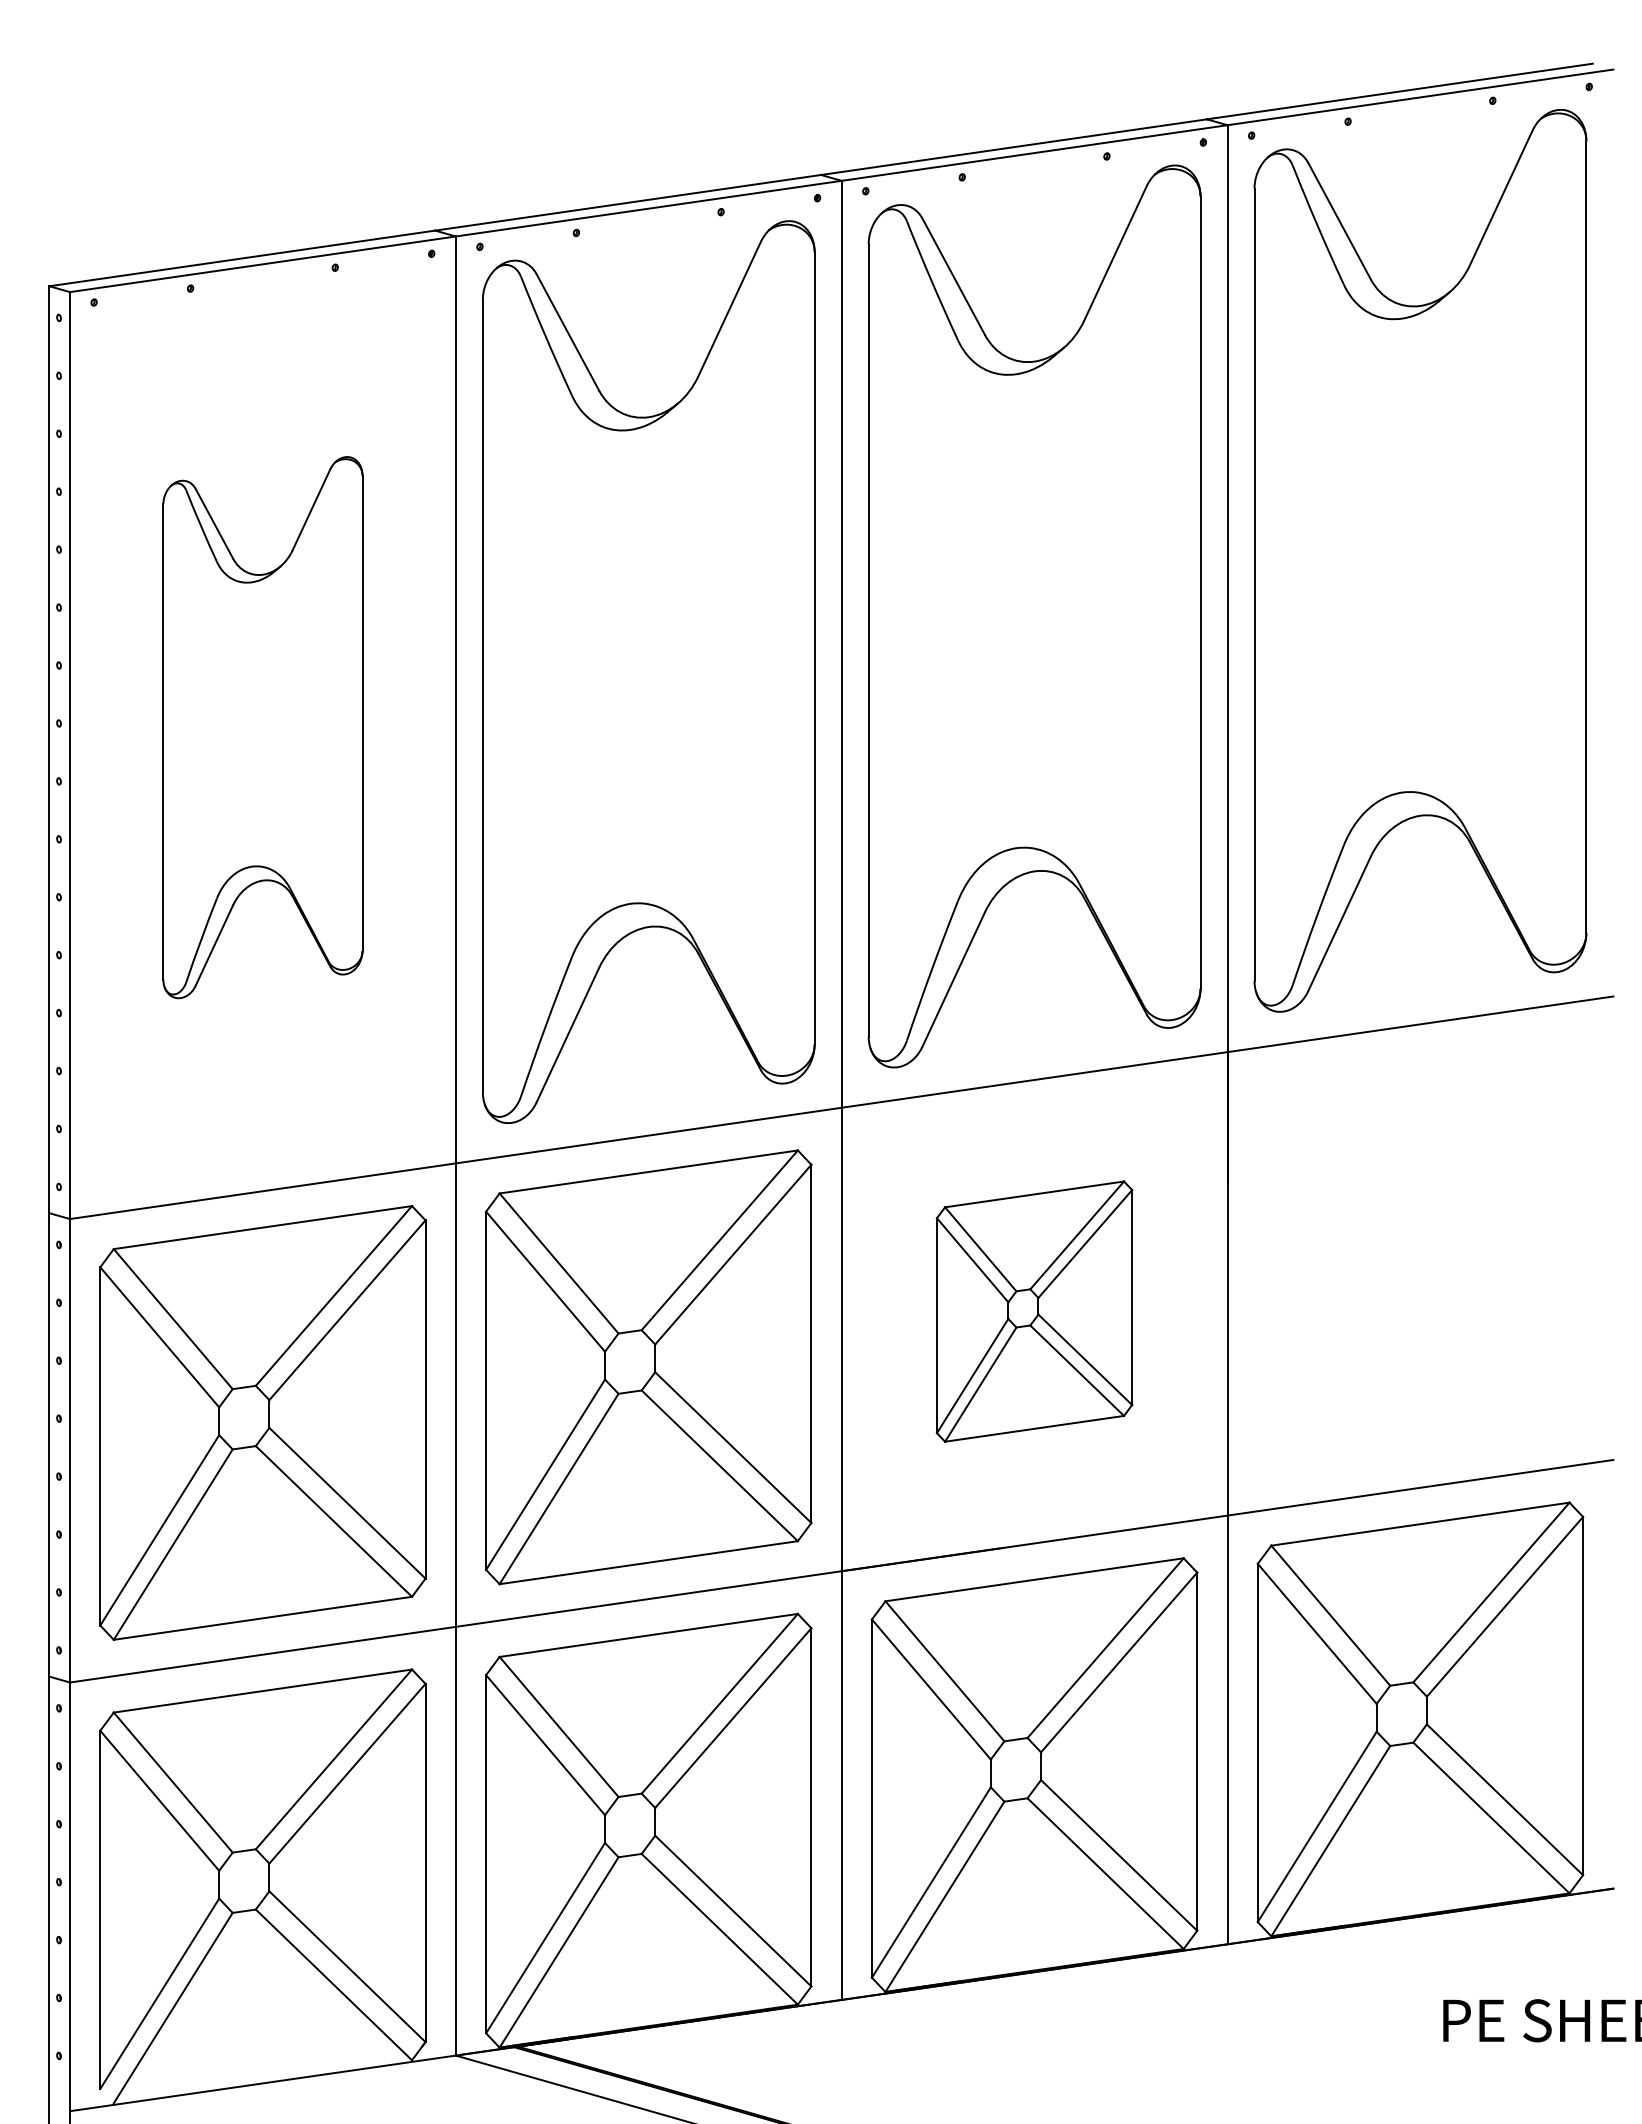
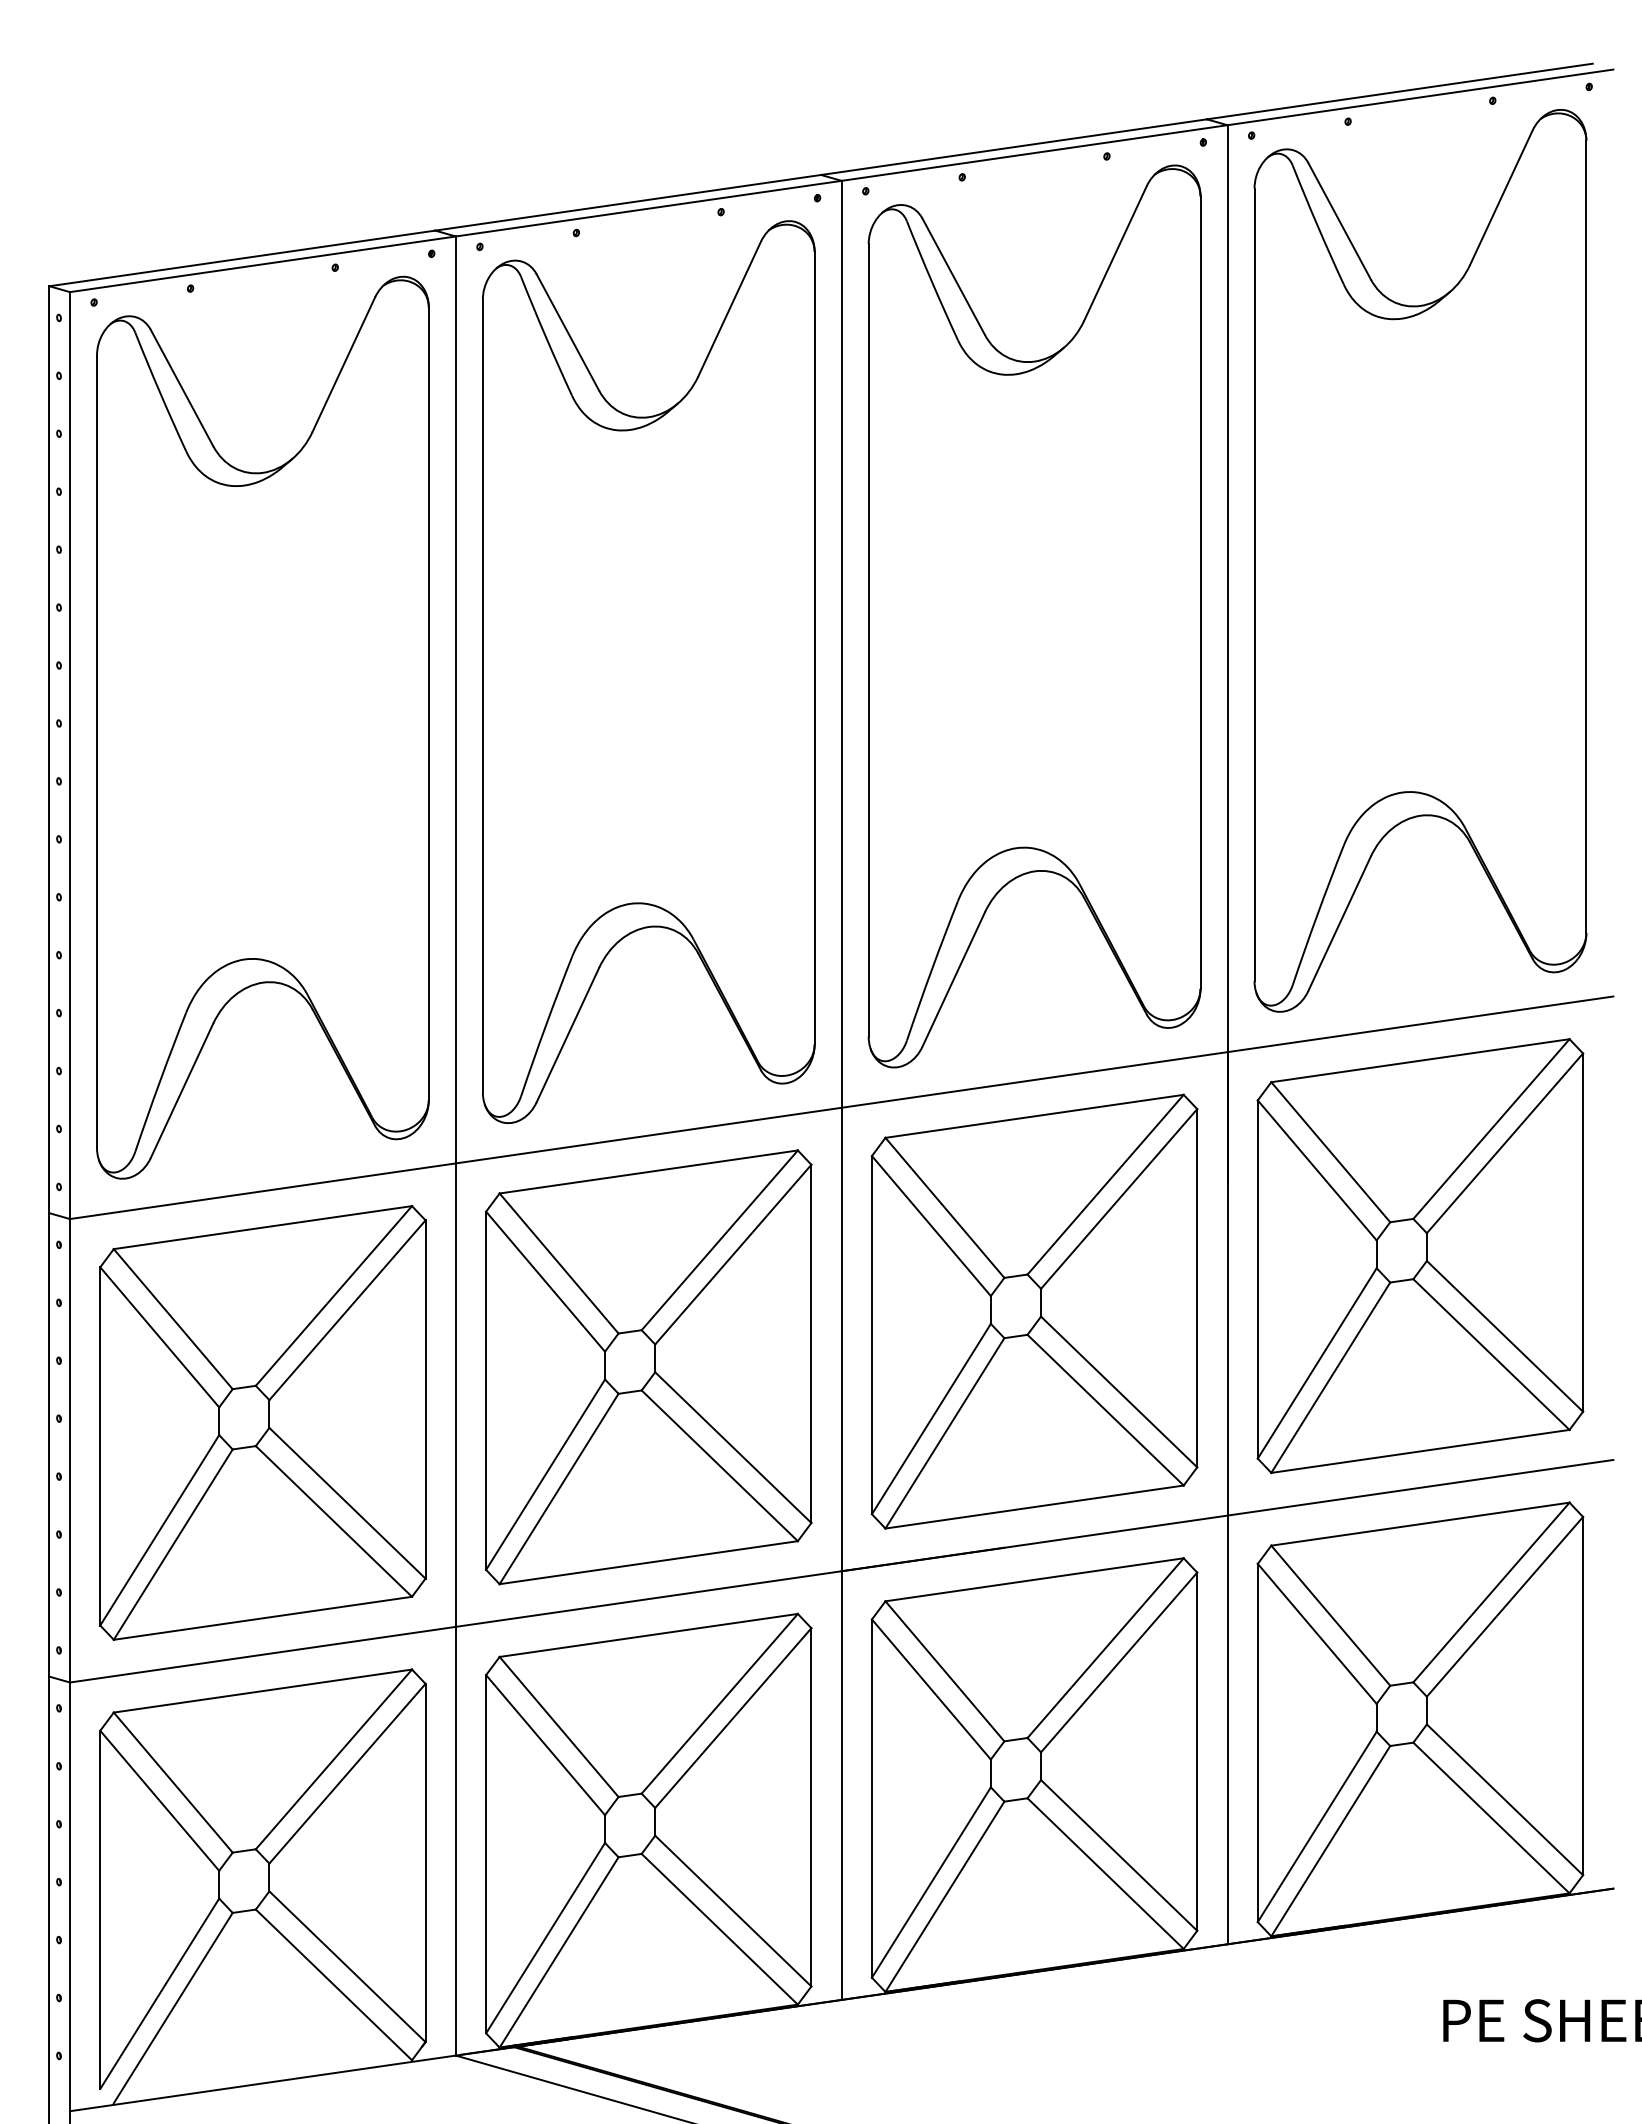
part size: 202x544 px -> 334x905 px (262, 727)
part: none -> present (1420, 1256)
part size: 199x263 px -> 329x437 px (1034, 1311)
